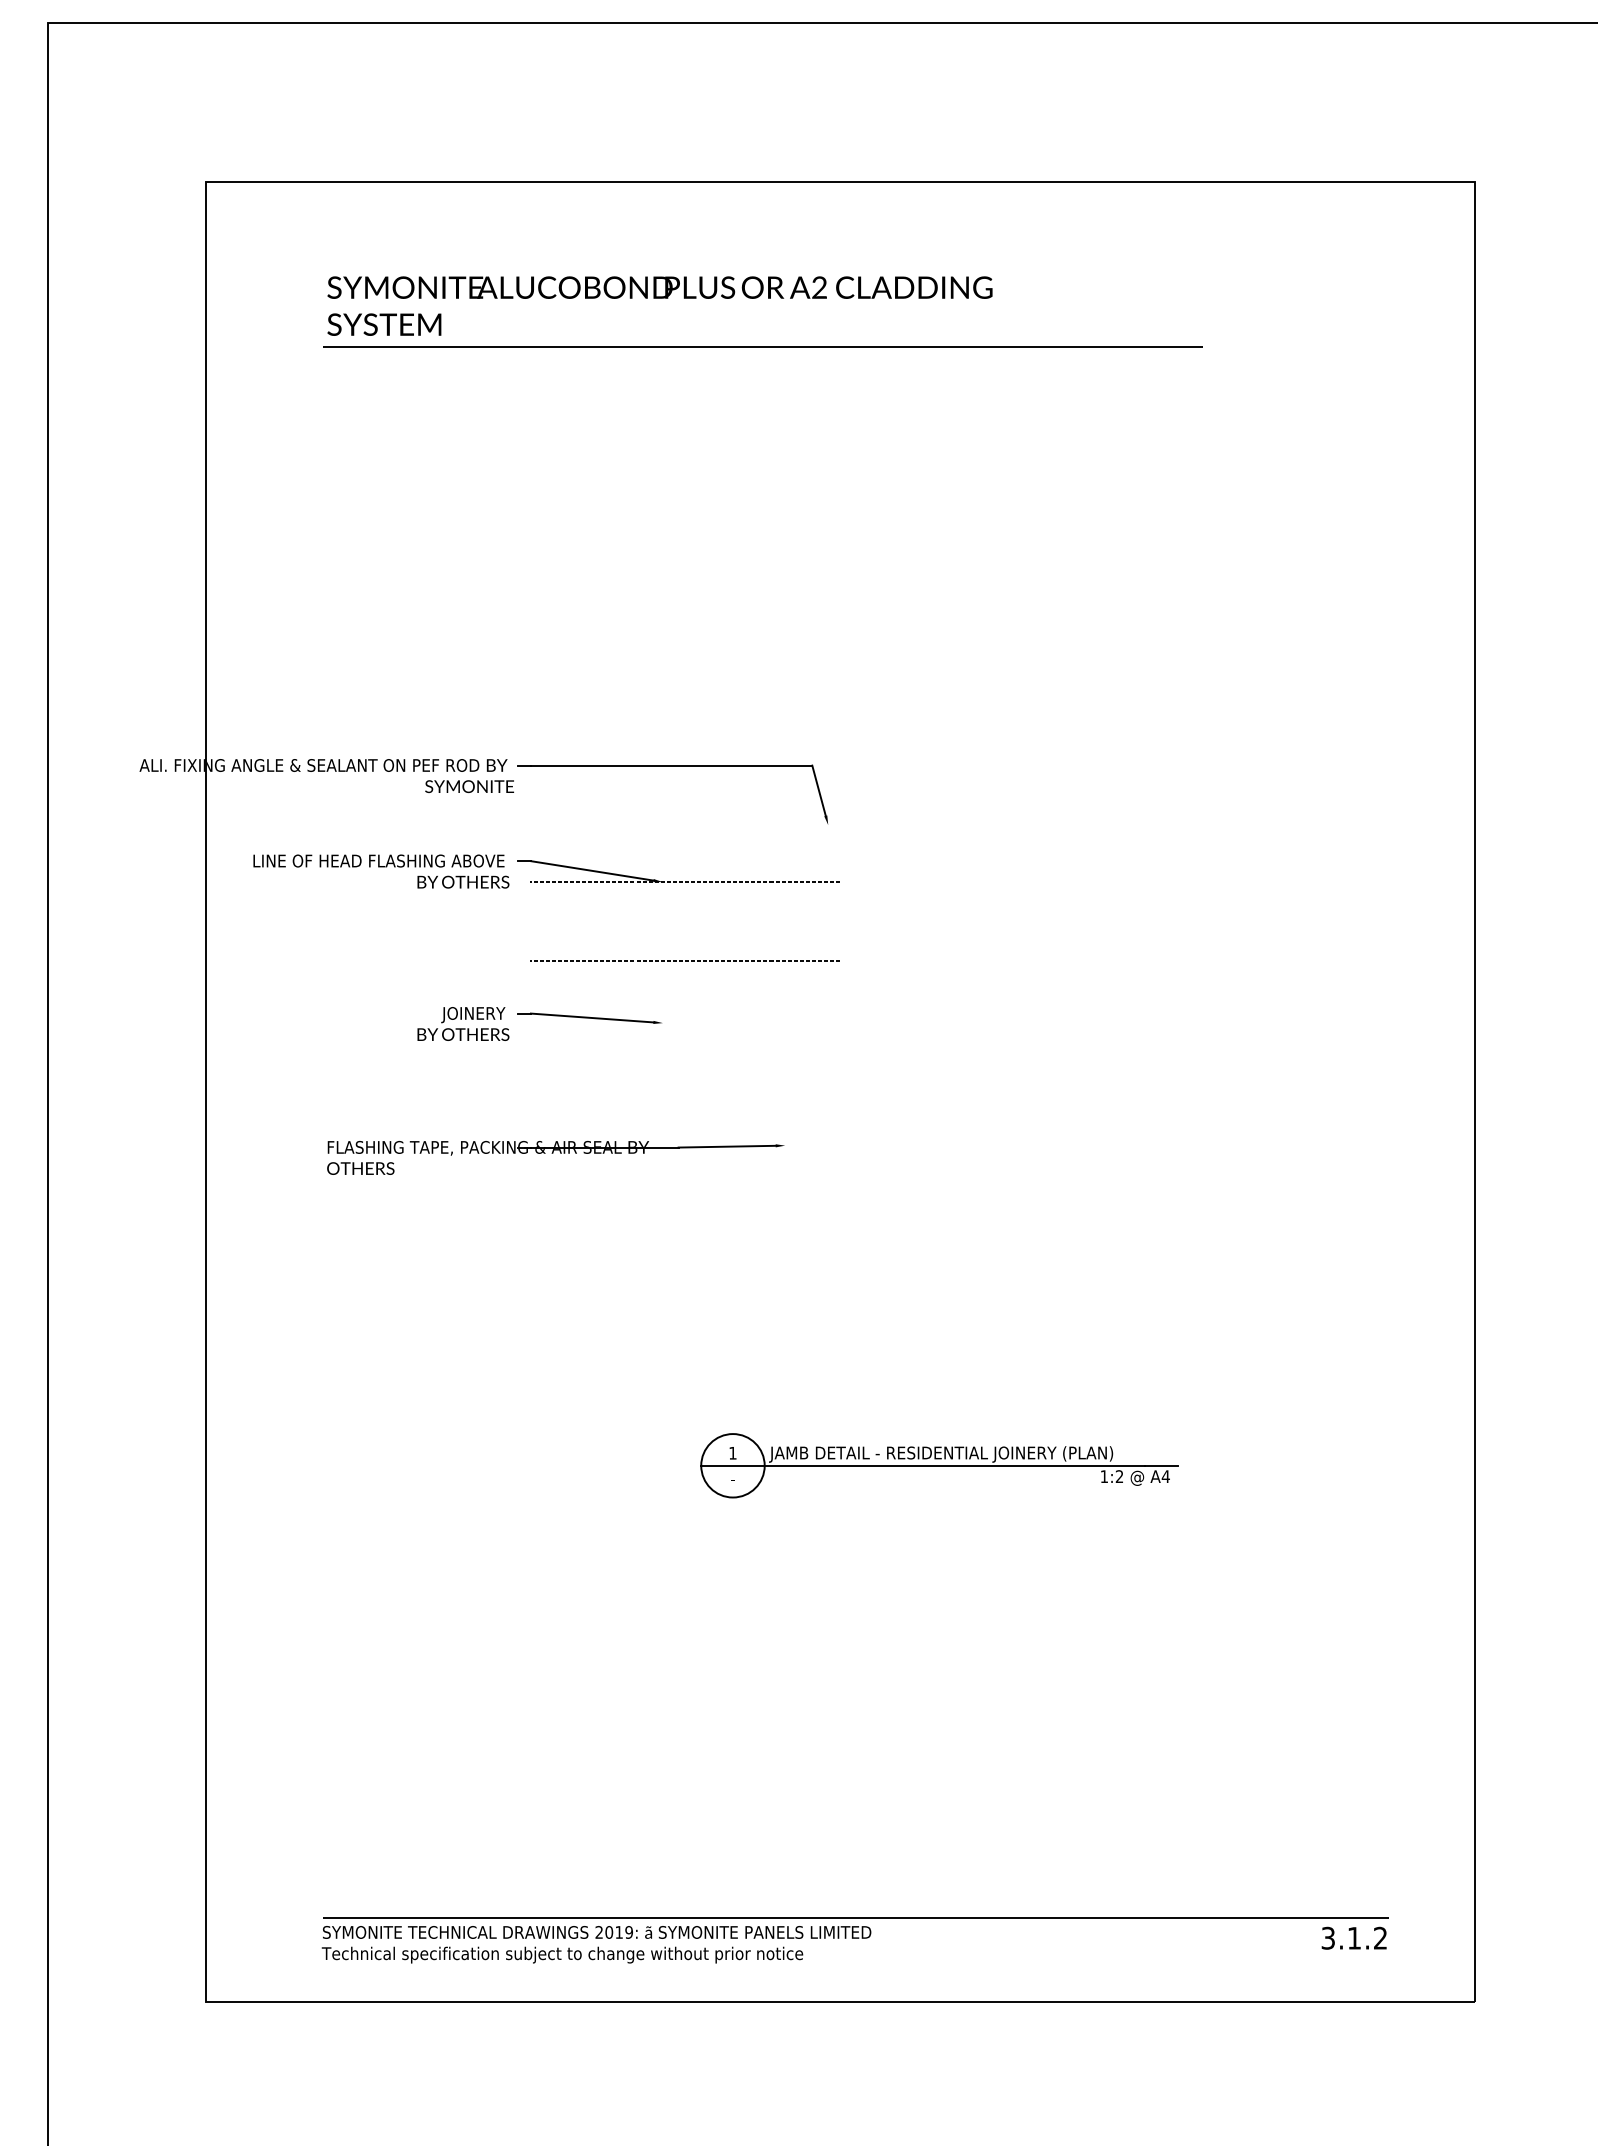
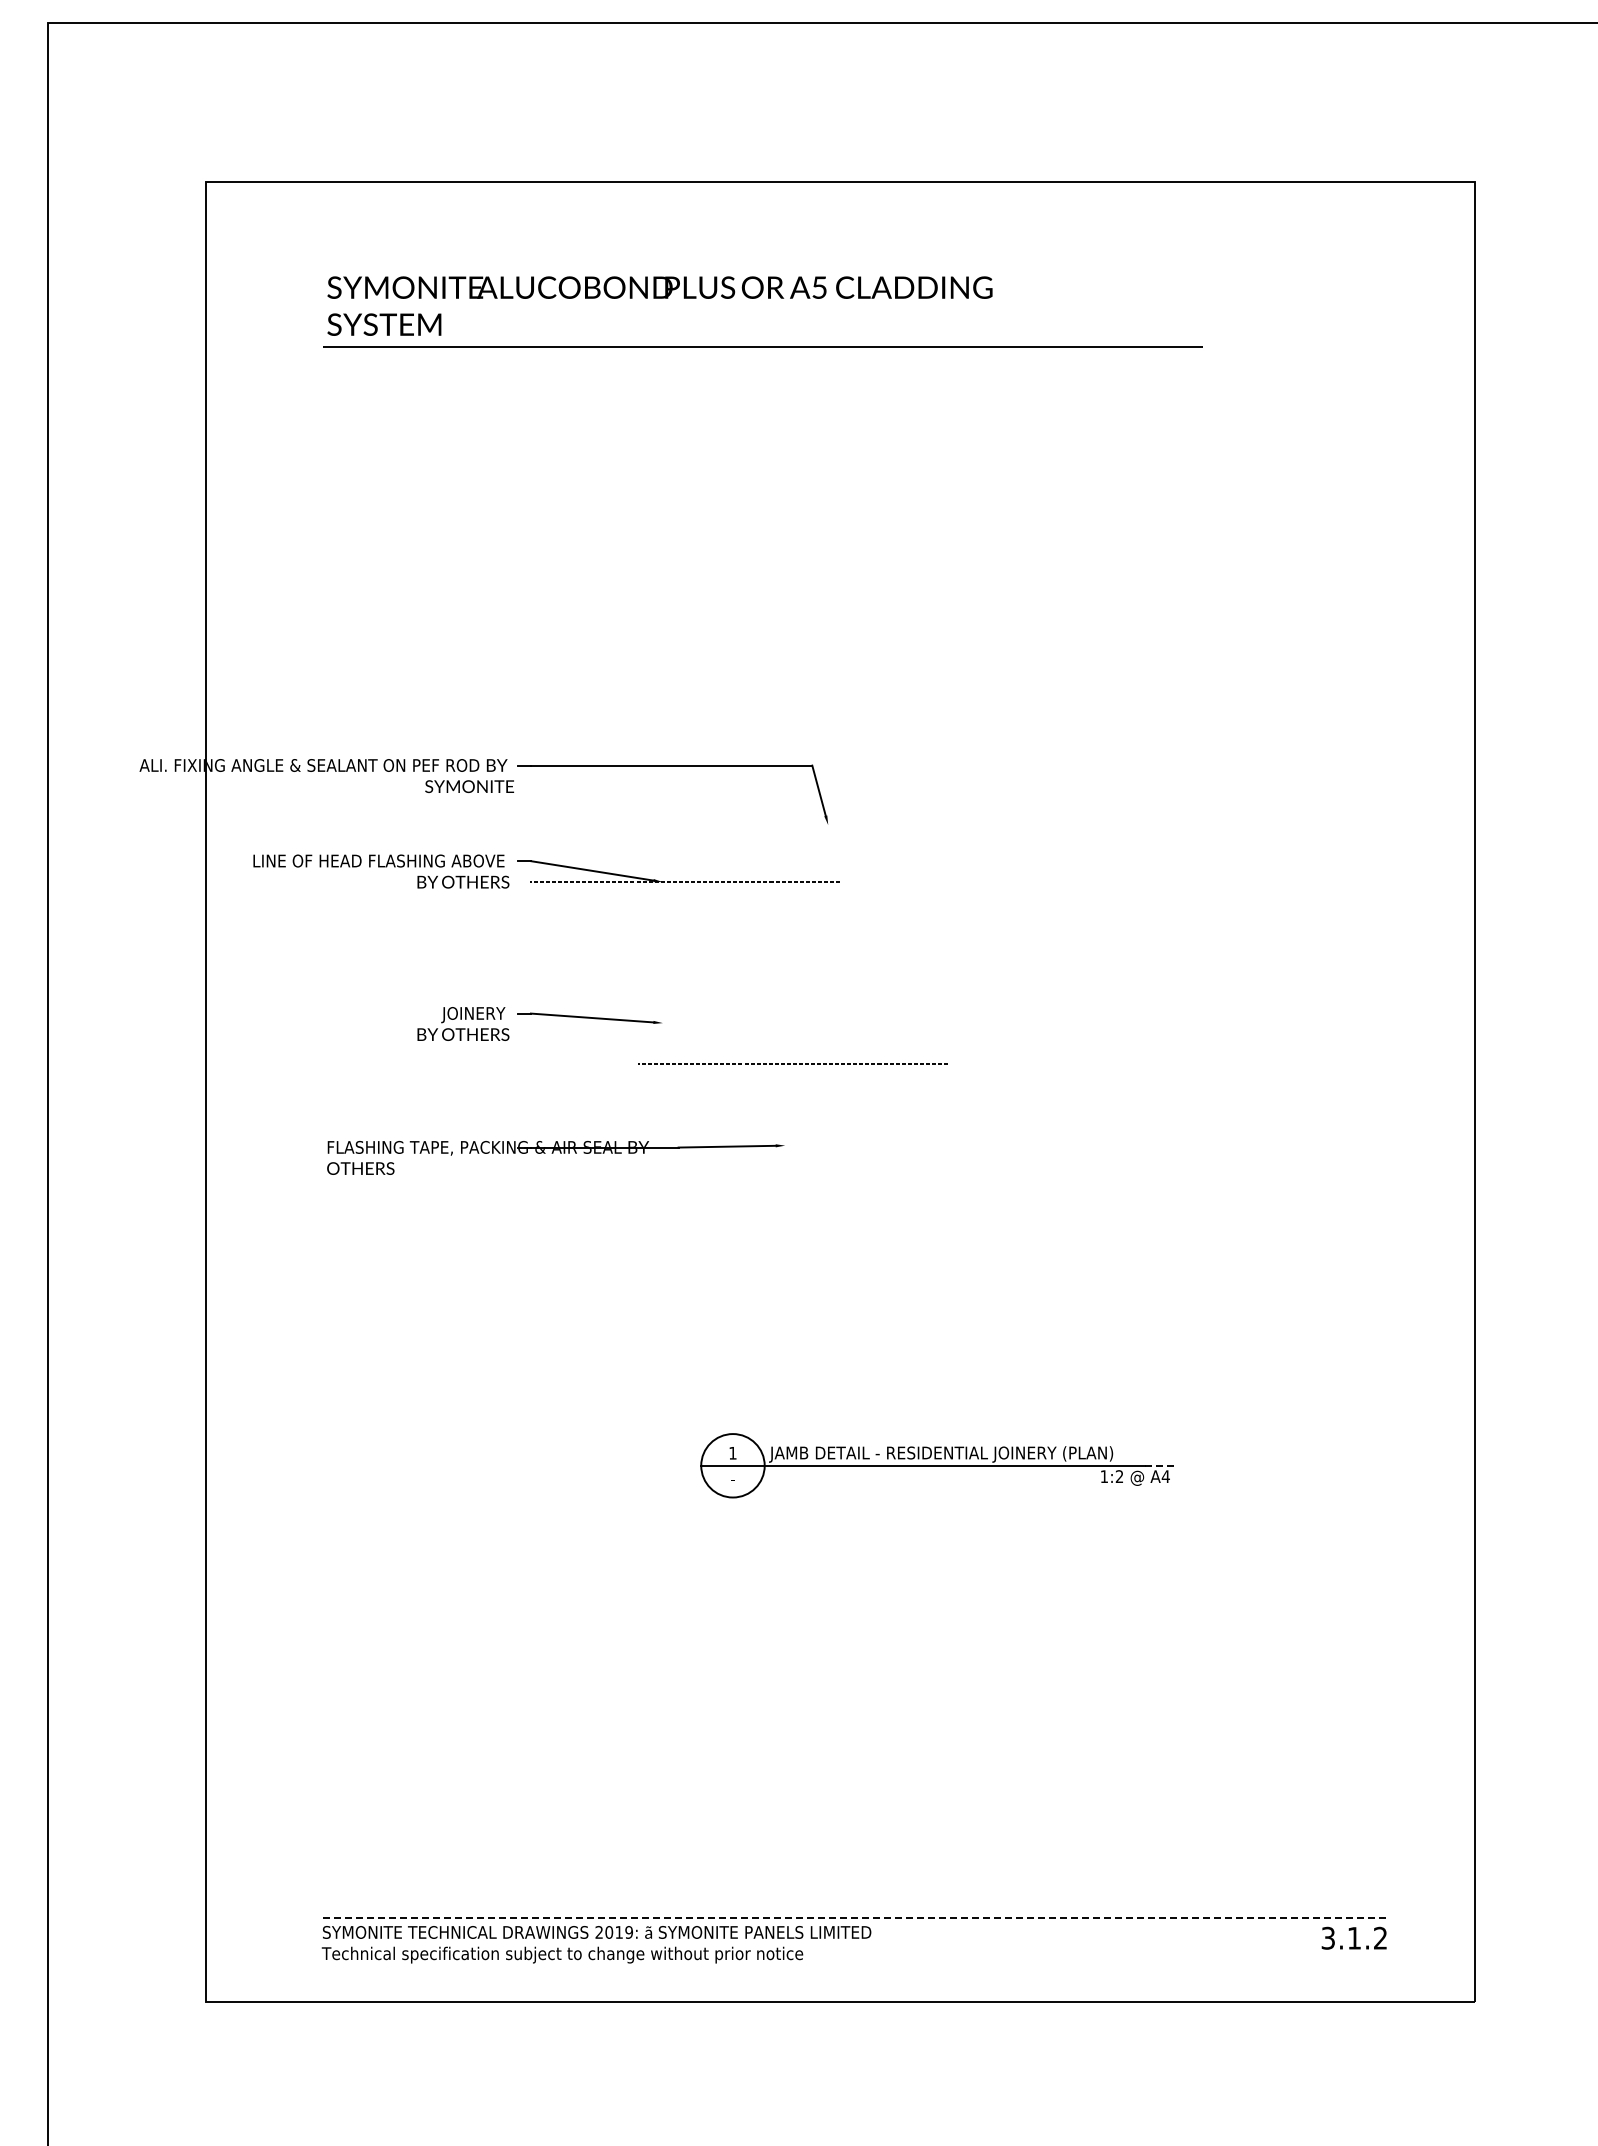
text: A2 -> A5 (819, 287)
line position: (685, 960) -> (793, 1063) (793, 1063)
line: solid -> dashed (1162, 1465)
line: solid -> dashed (856, 1918)
